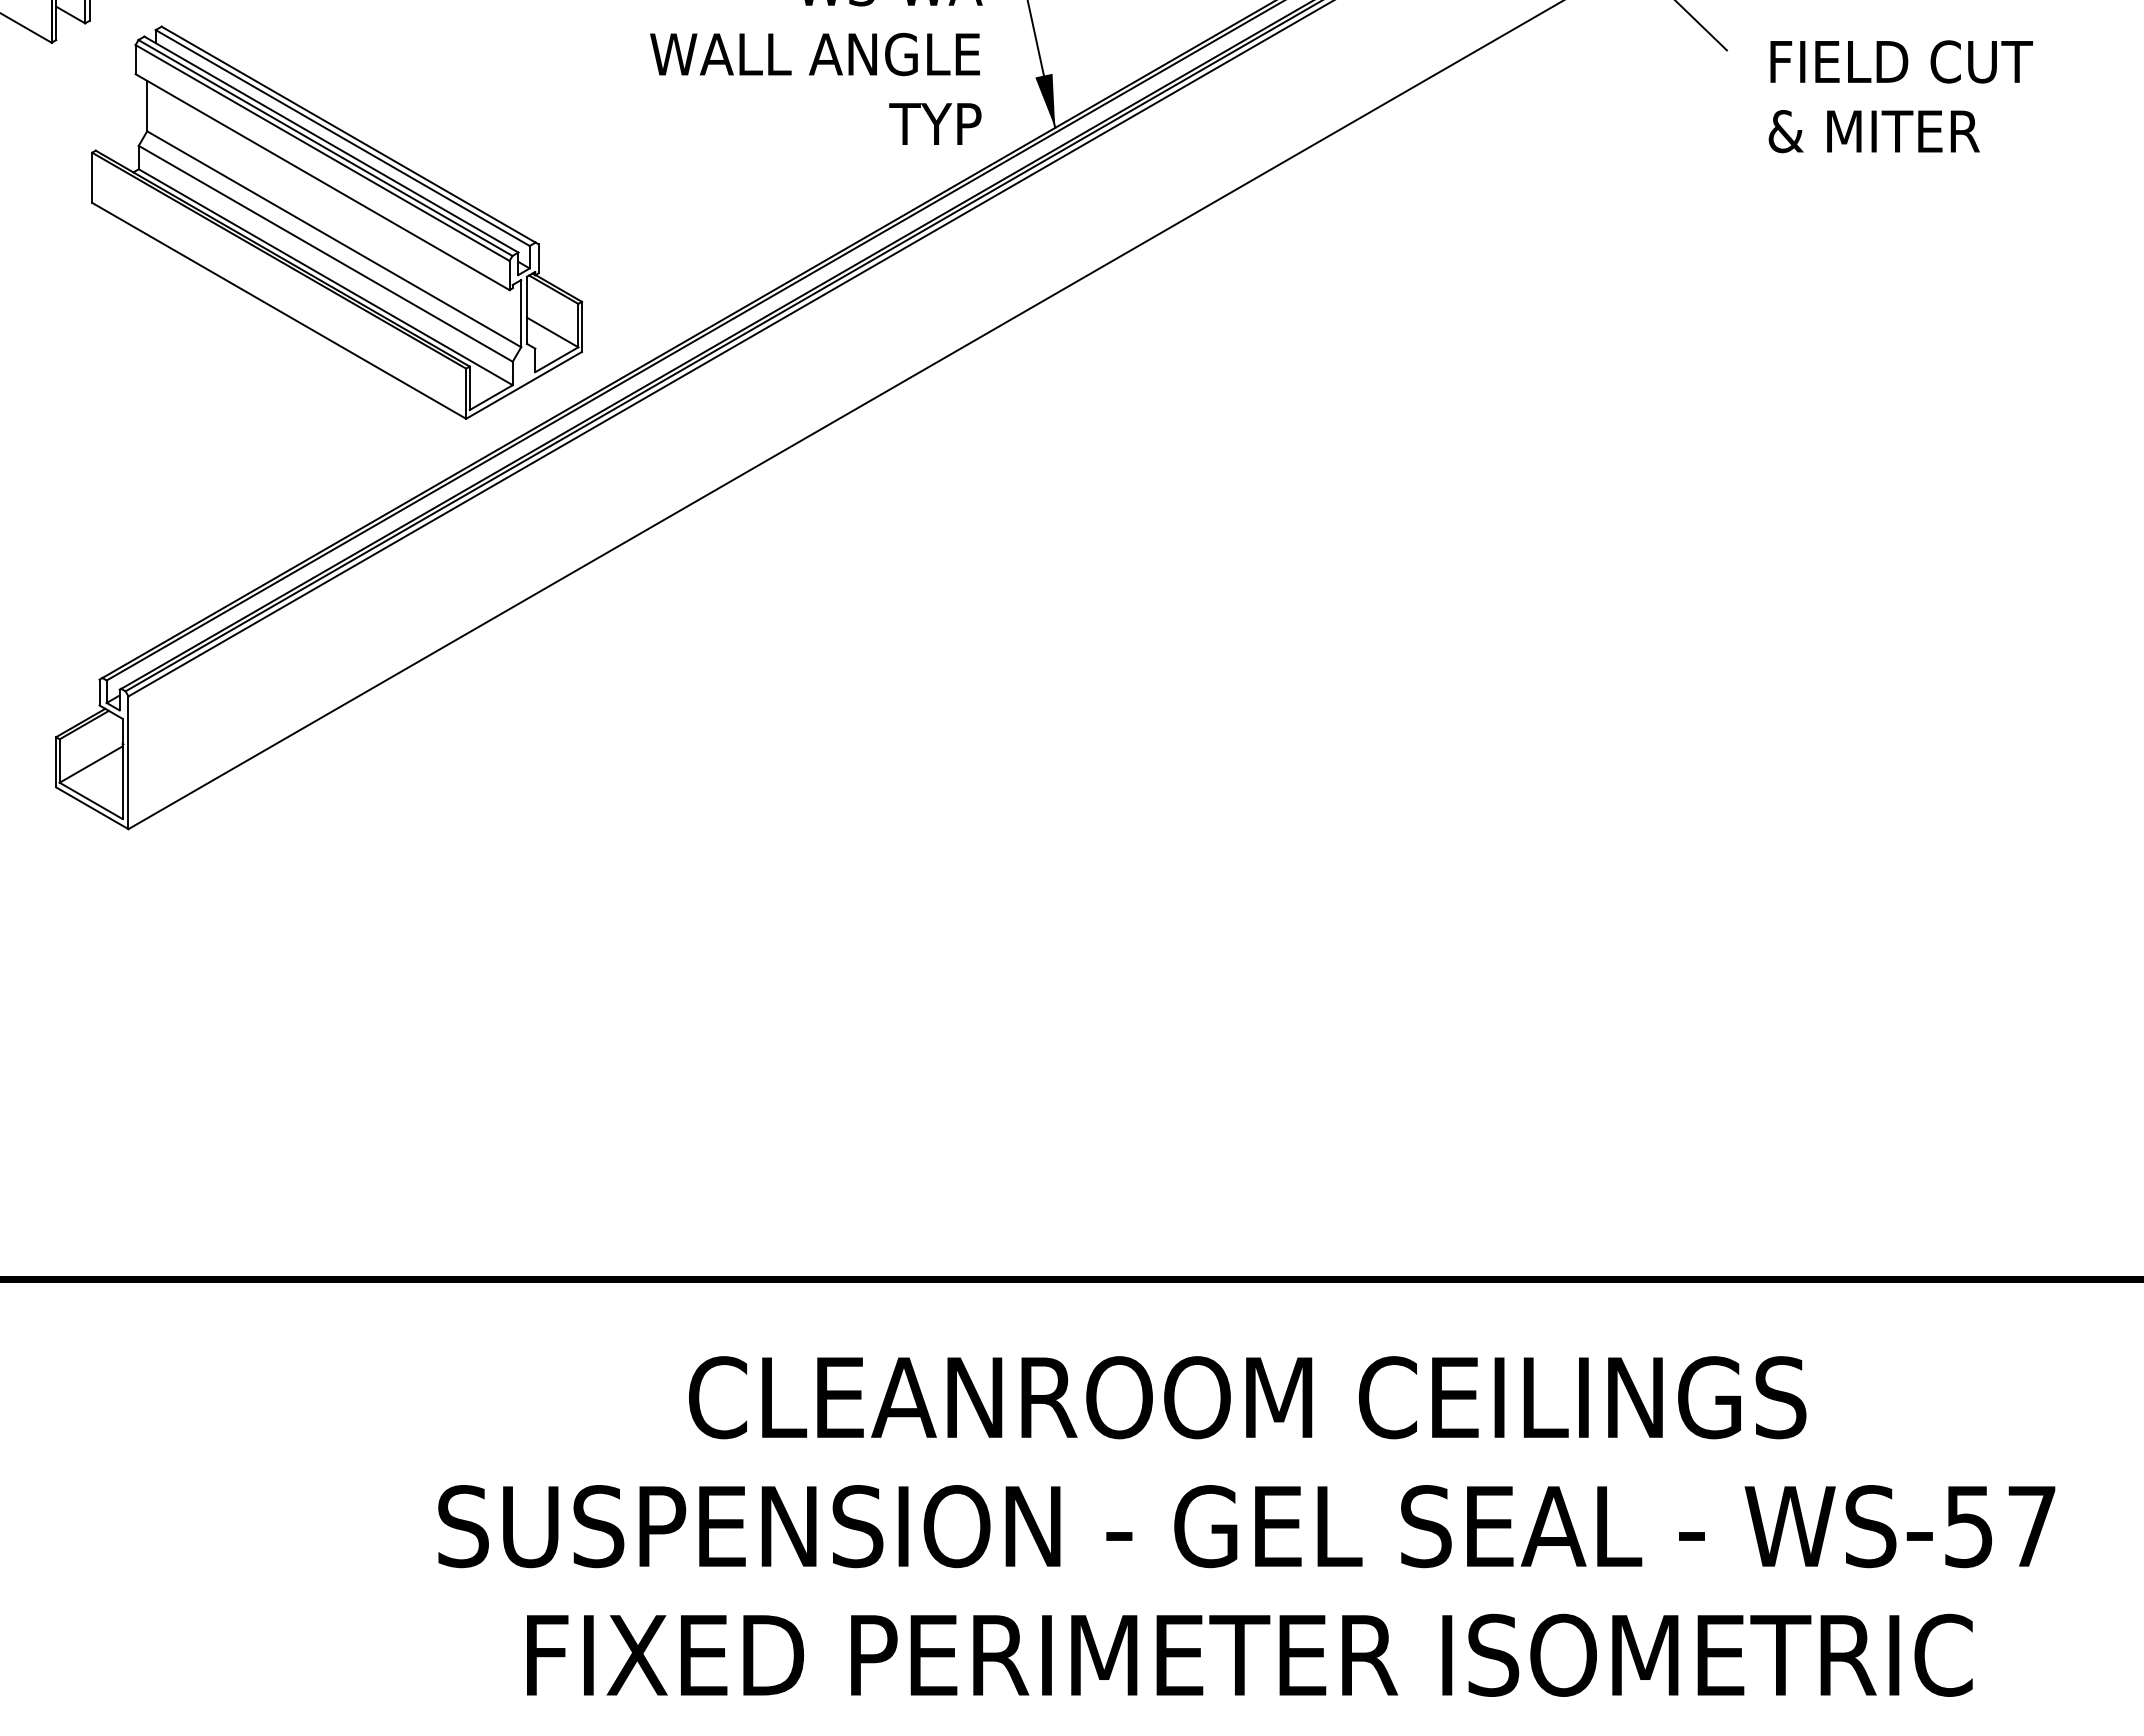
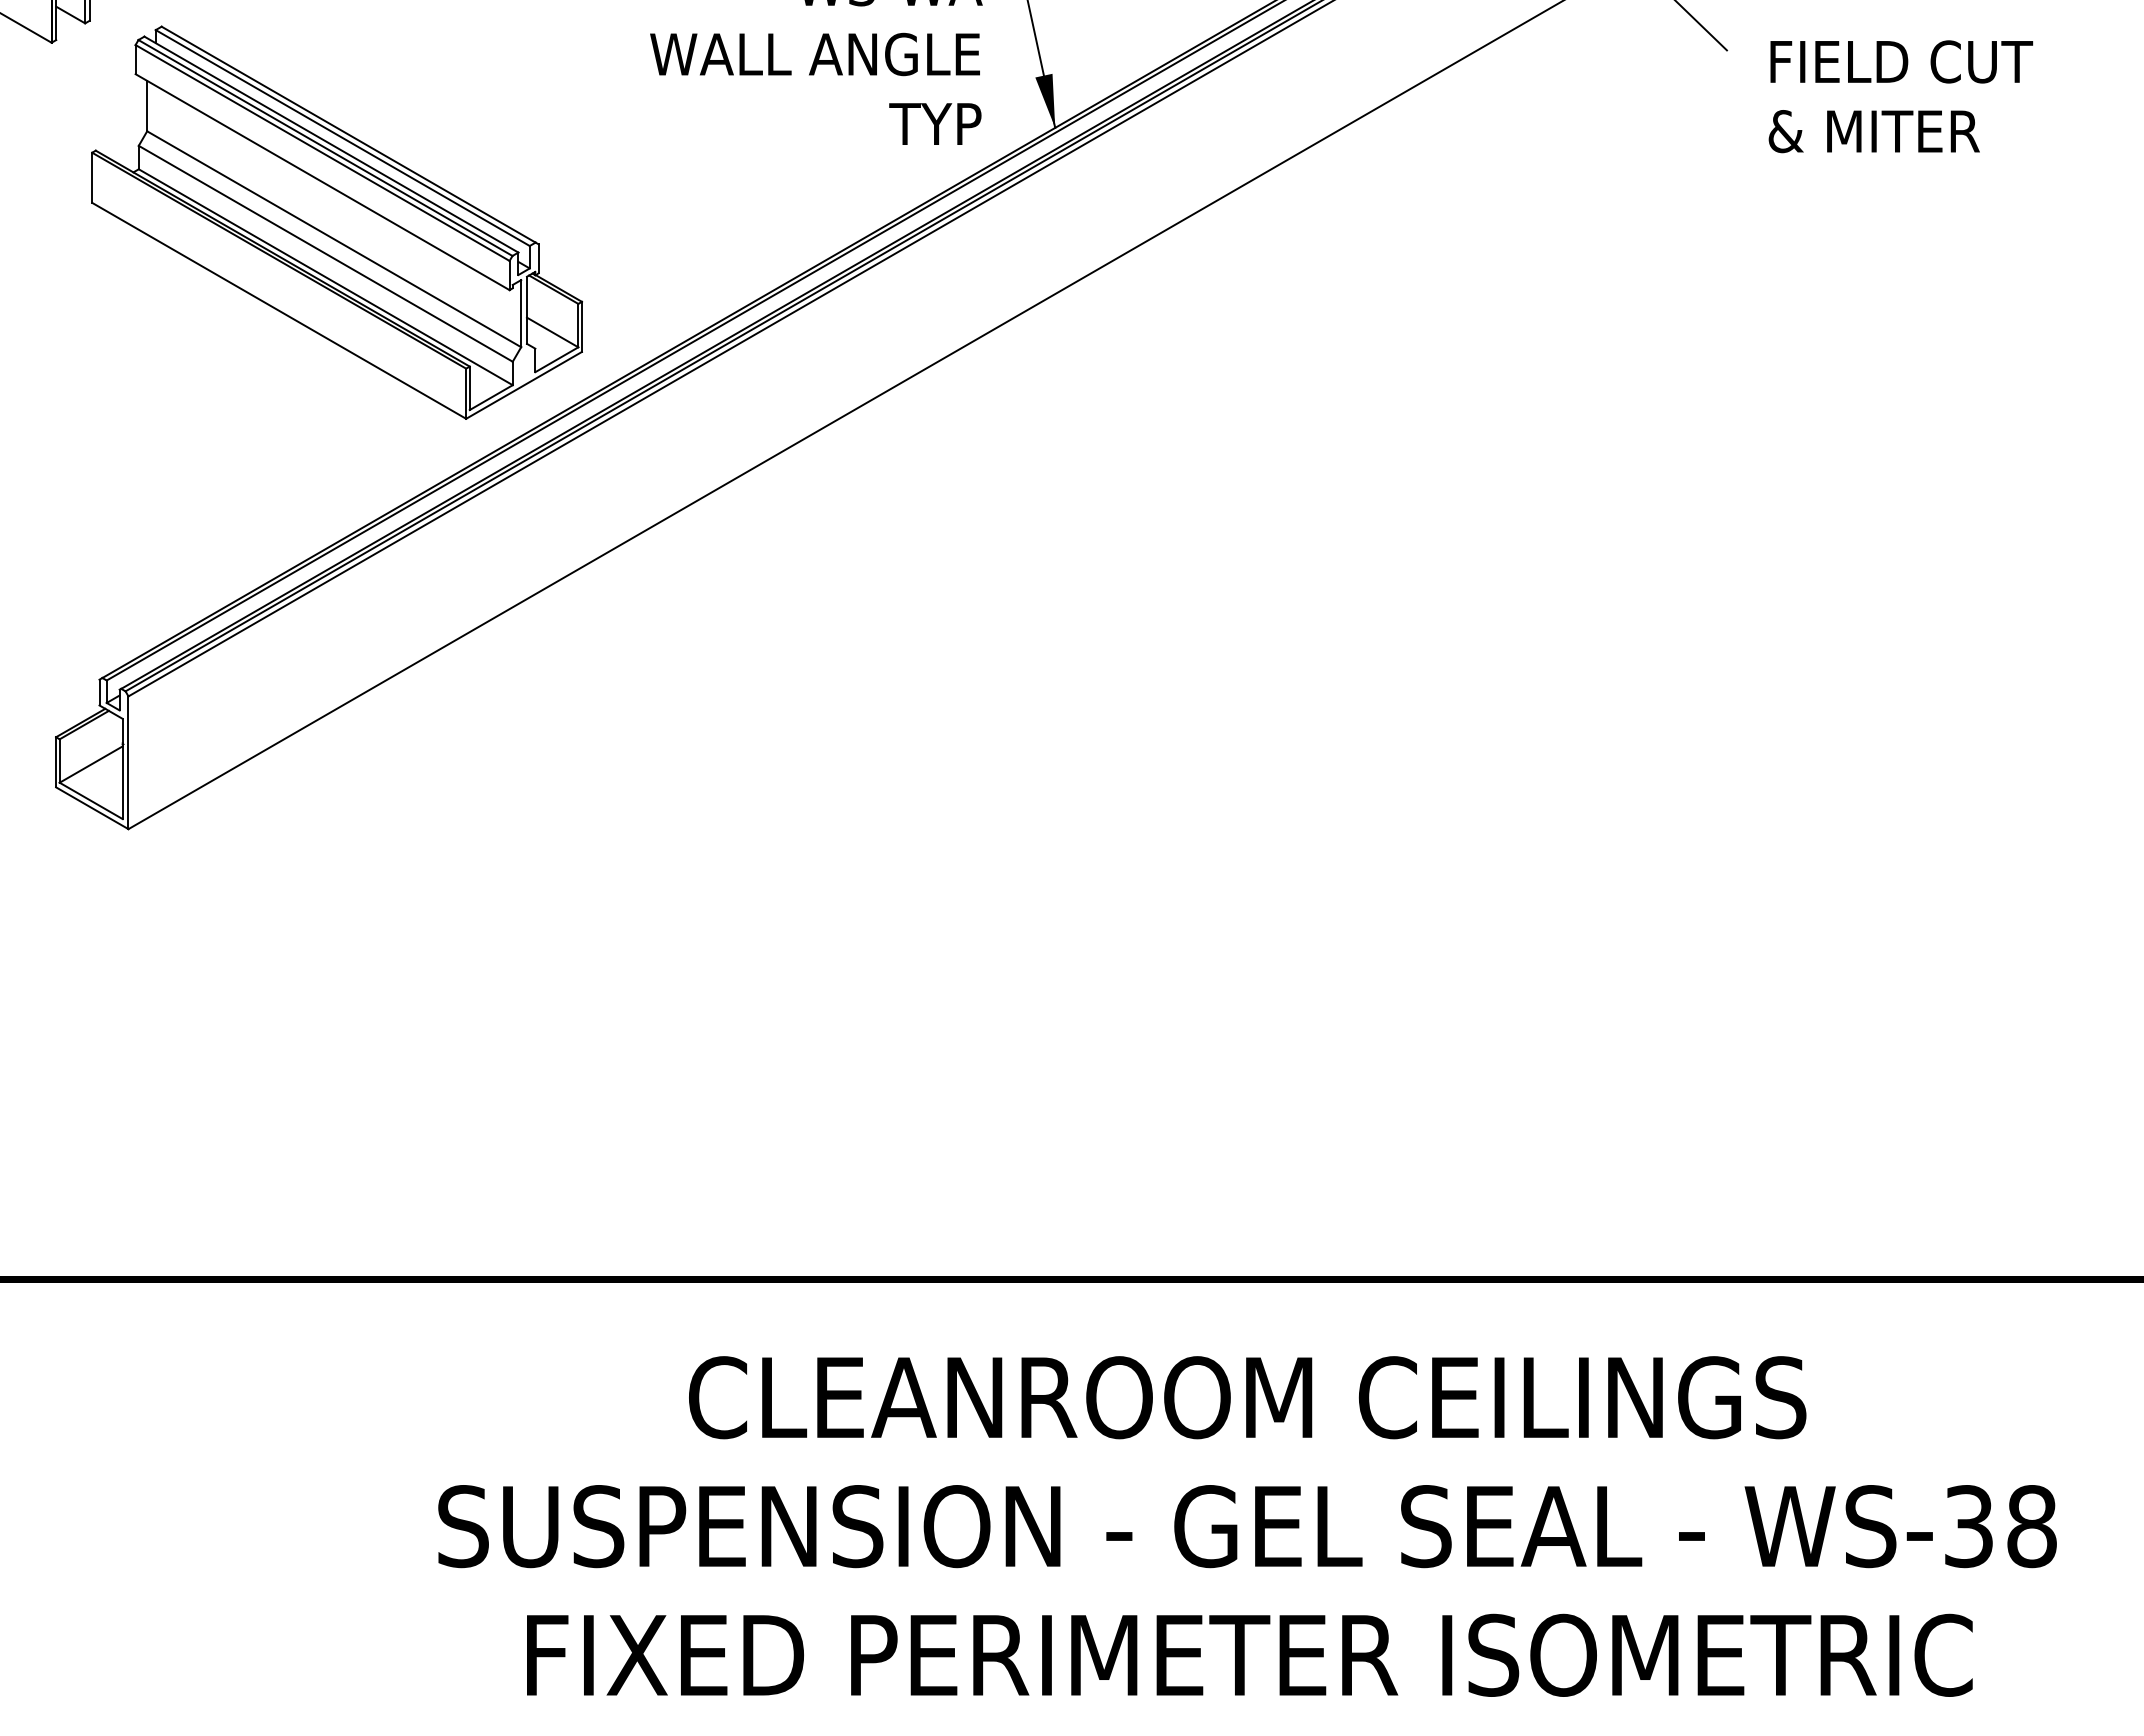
text: WS-57 -> WS-38 (2000, 1526)
